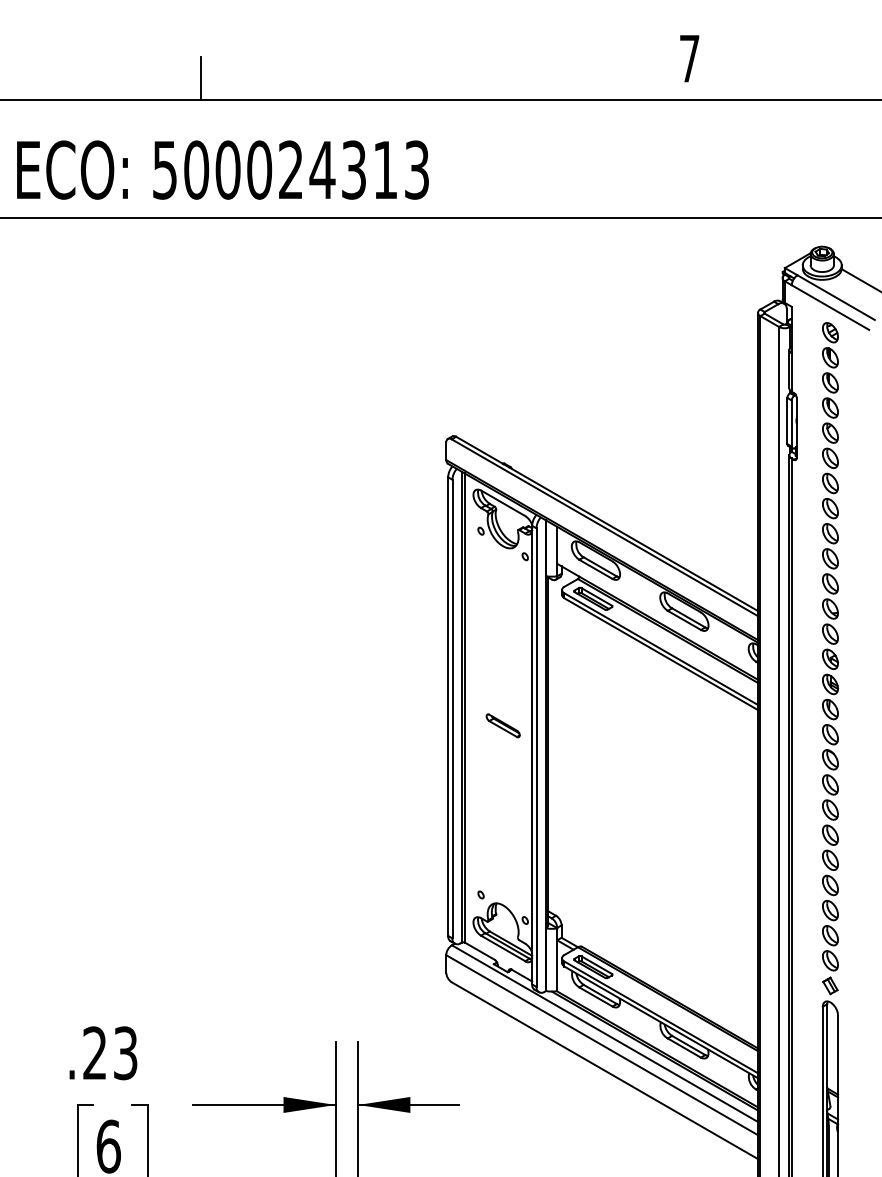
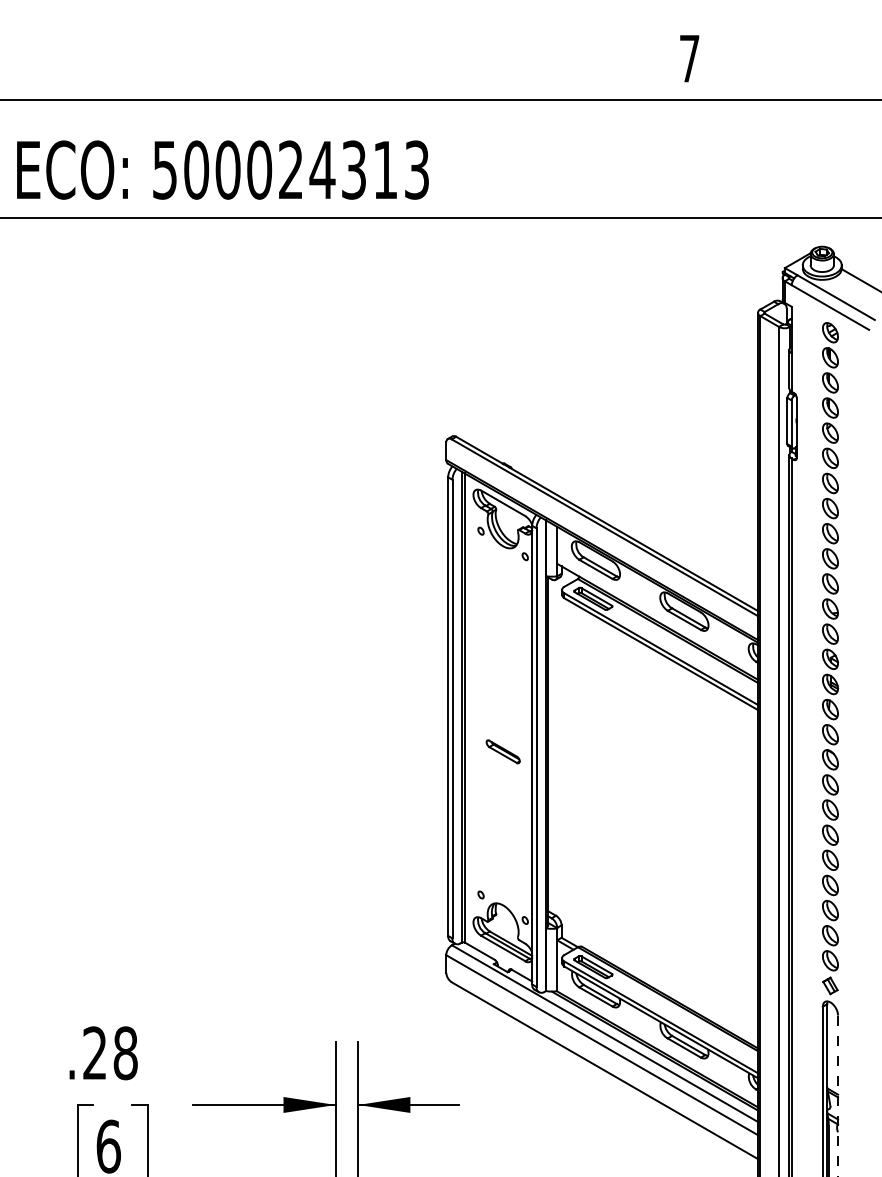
line: present -> none (200, 78)
part position: (502, 725) -> (502, 751) (502, 751)
text: .23 -> .28 (125, 1053)
line: solid -> dashed (838, 1096)
